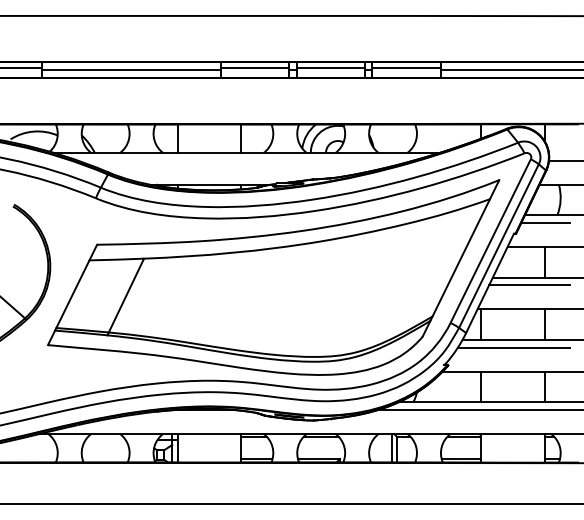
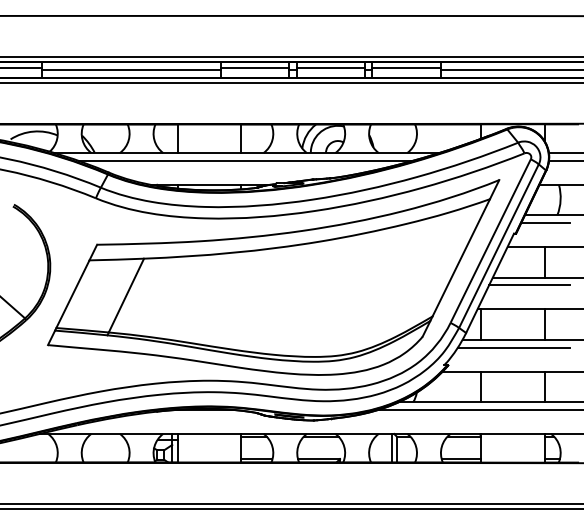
line: none -> present (291, 57)
line: none -> present (291, 82)
line: none -> present (564, 152)
line: none -> present (245, 160)
line: none -> present (291, 508)
